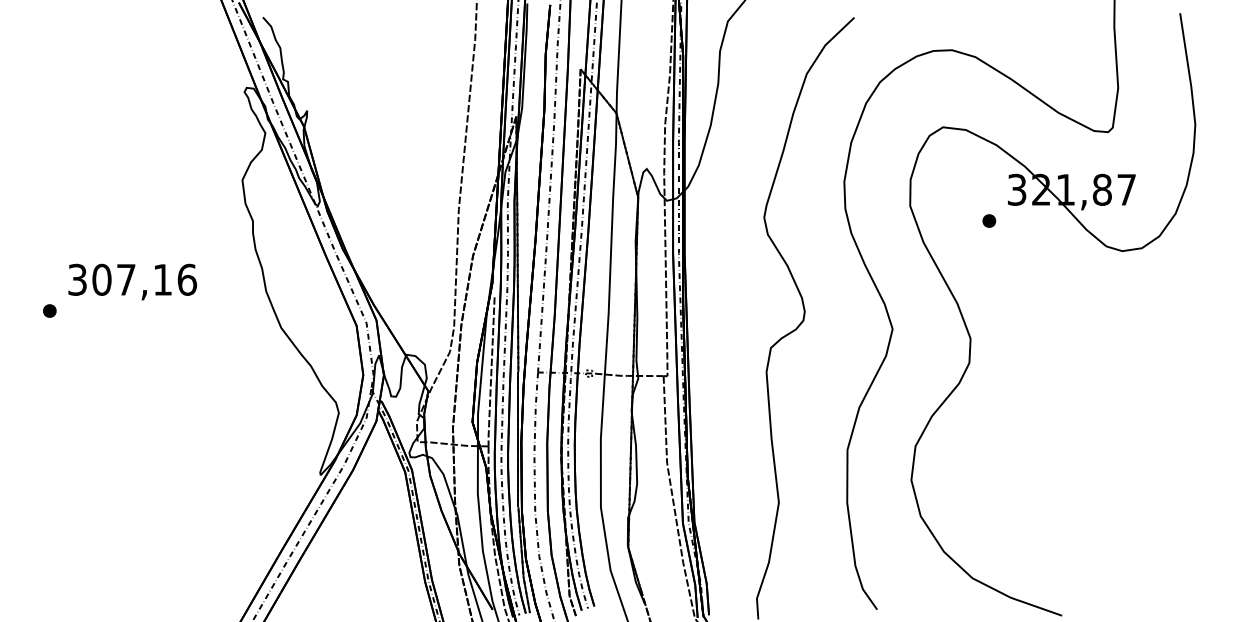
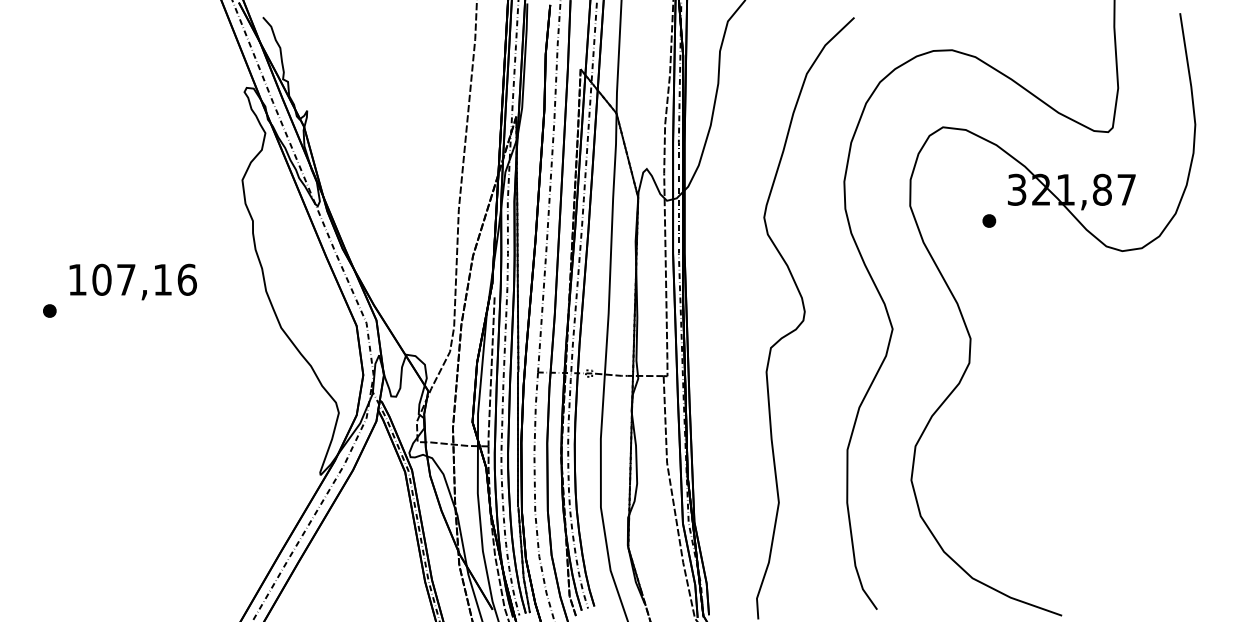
text: 307,16 -> 107,16 (77, 279)
